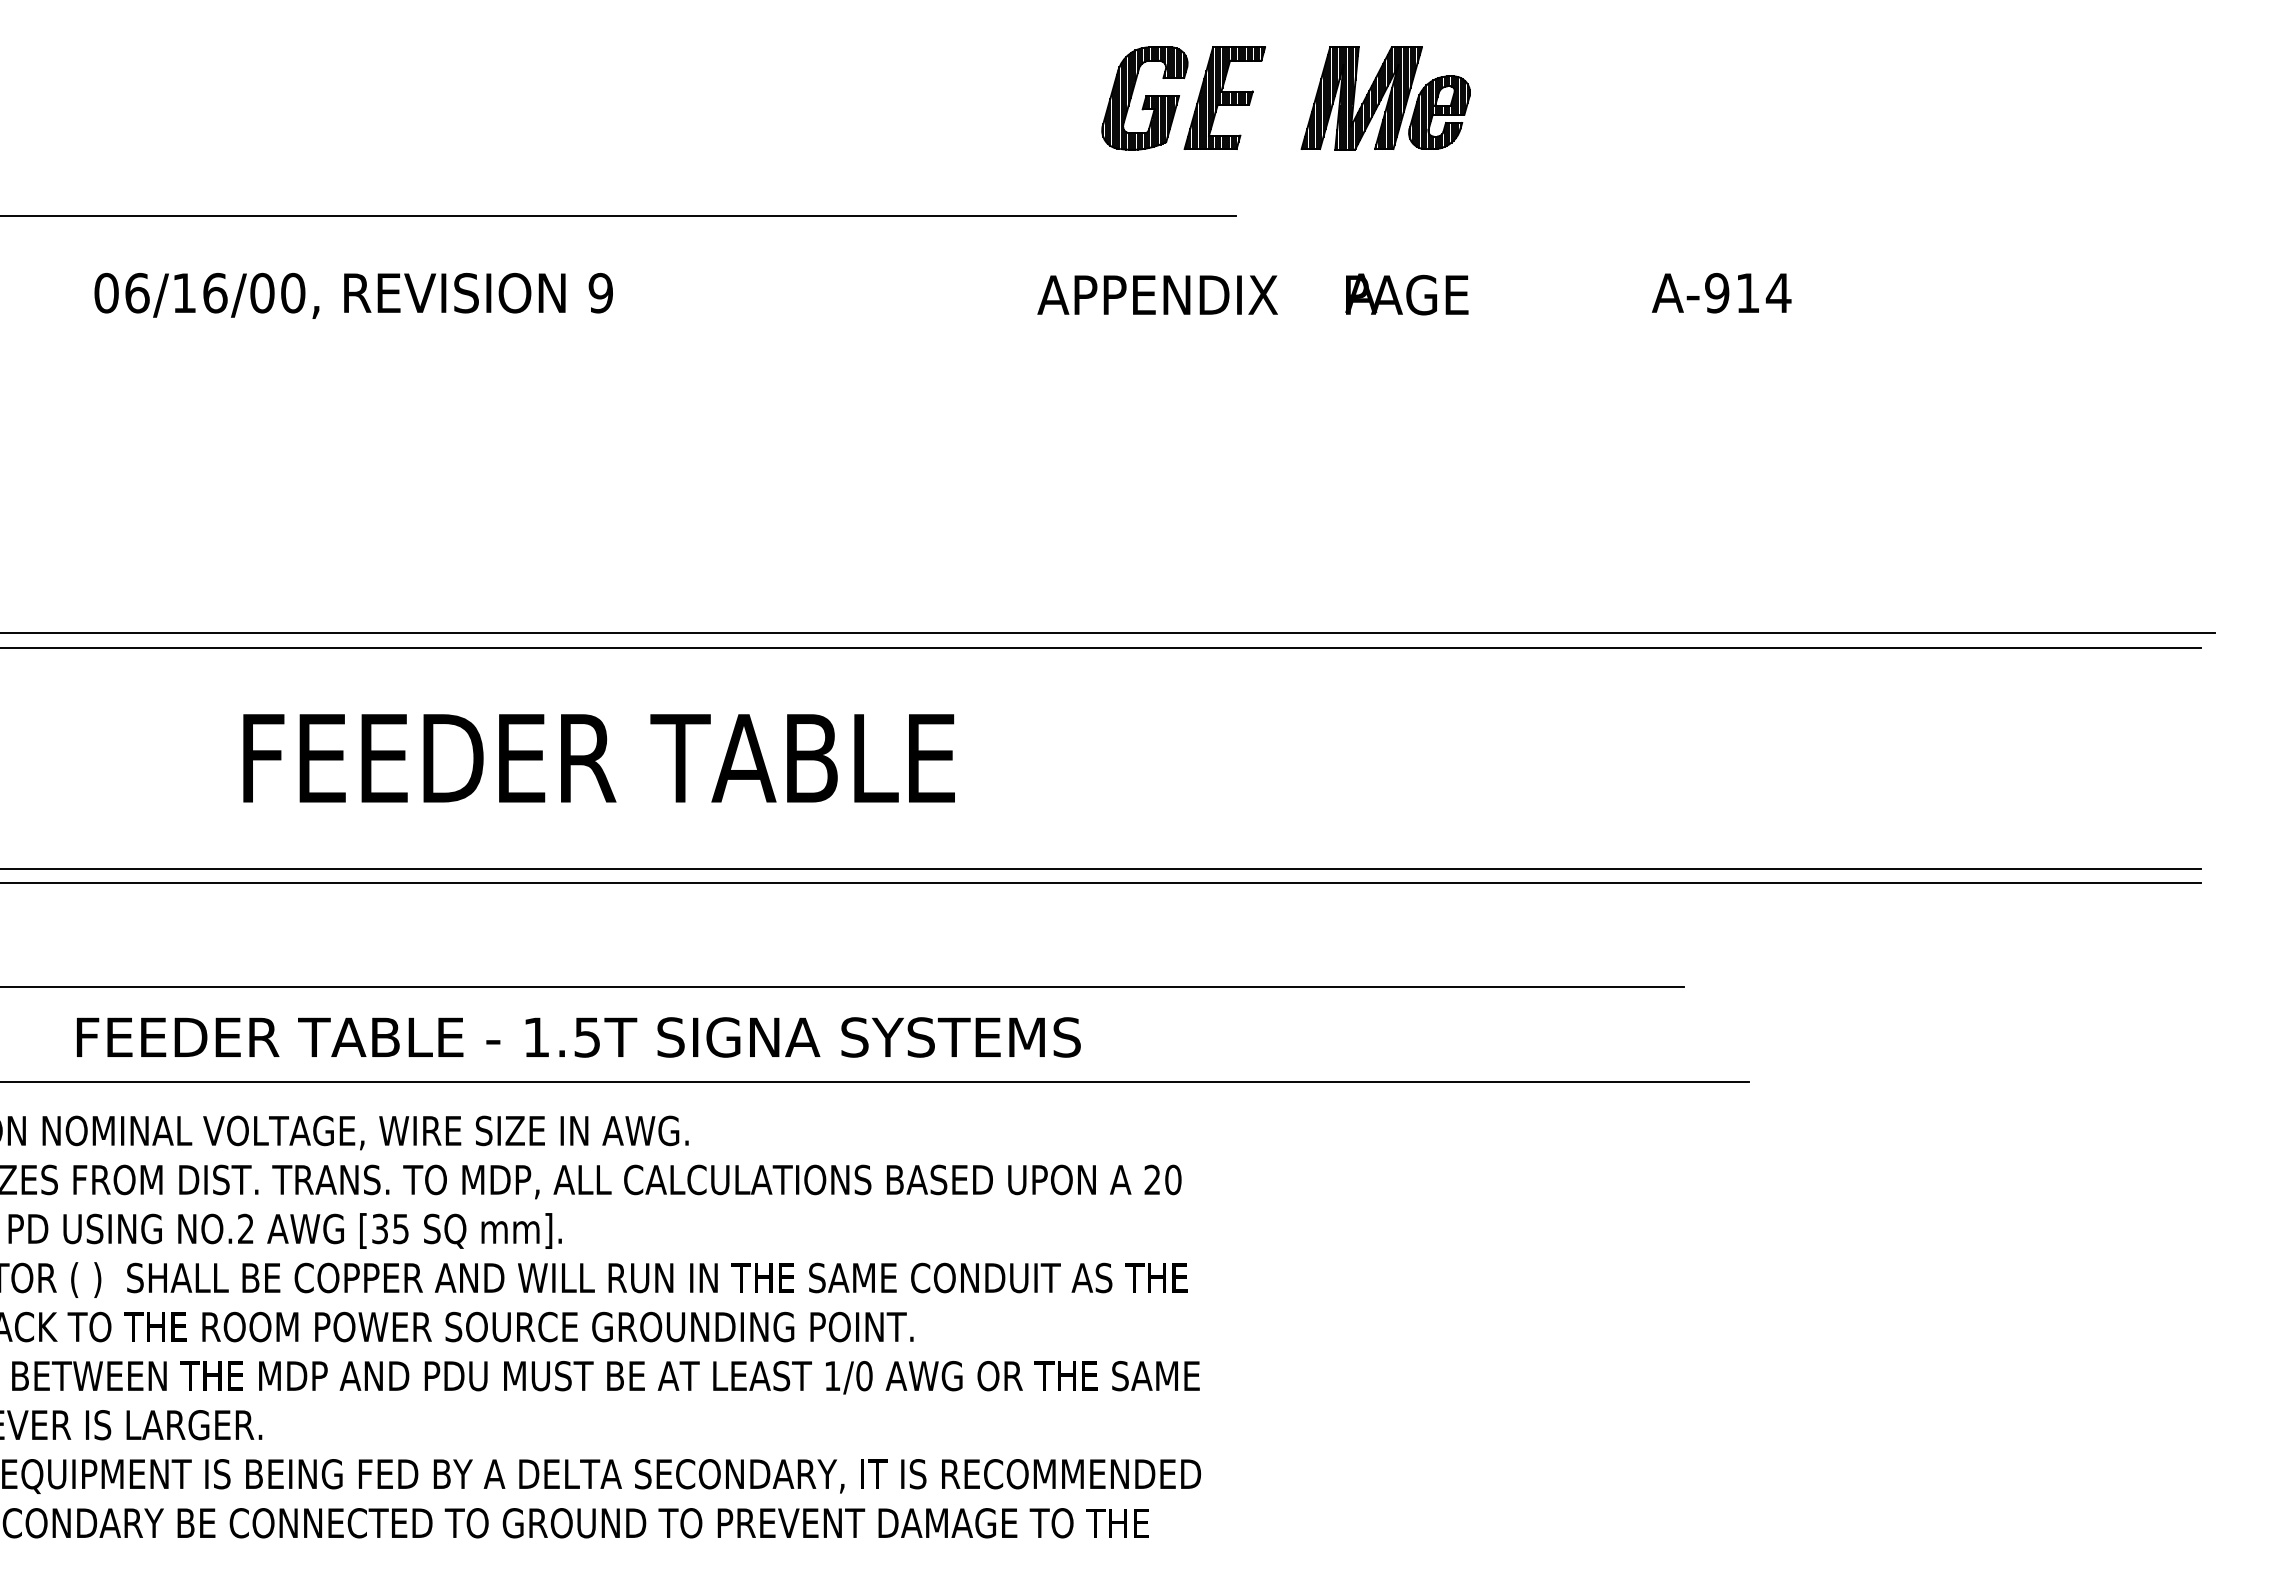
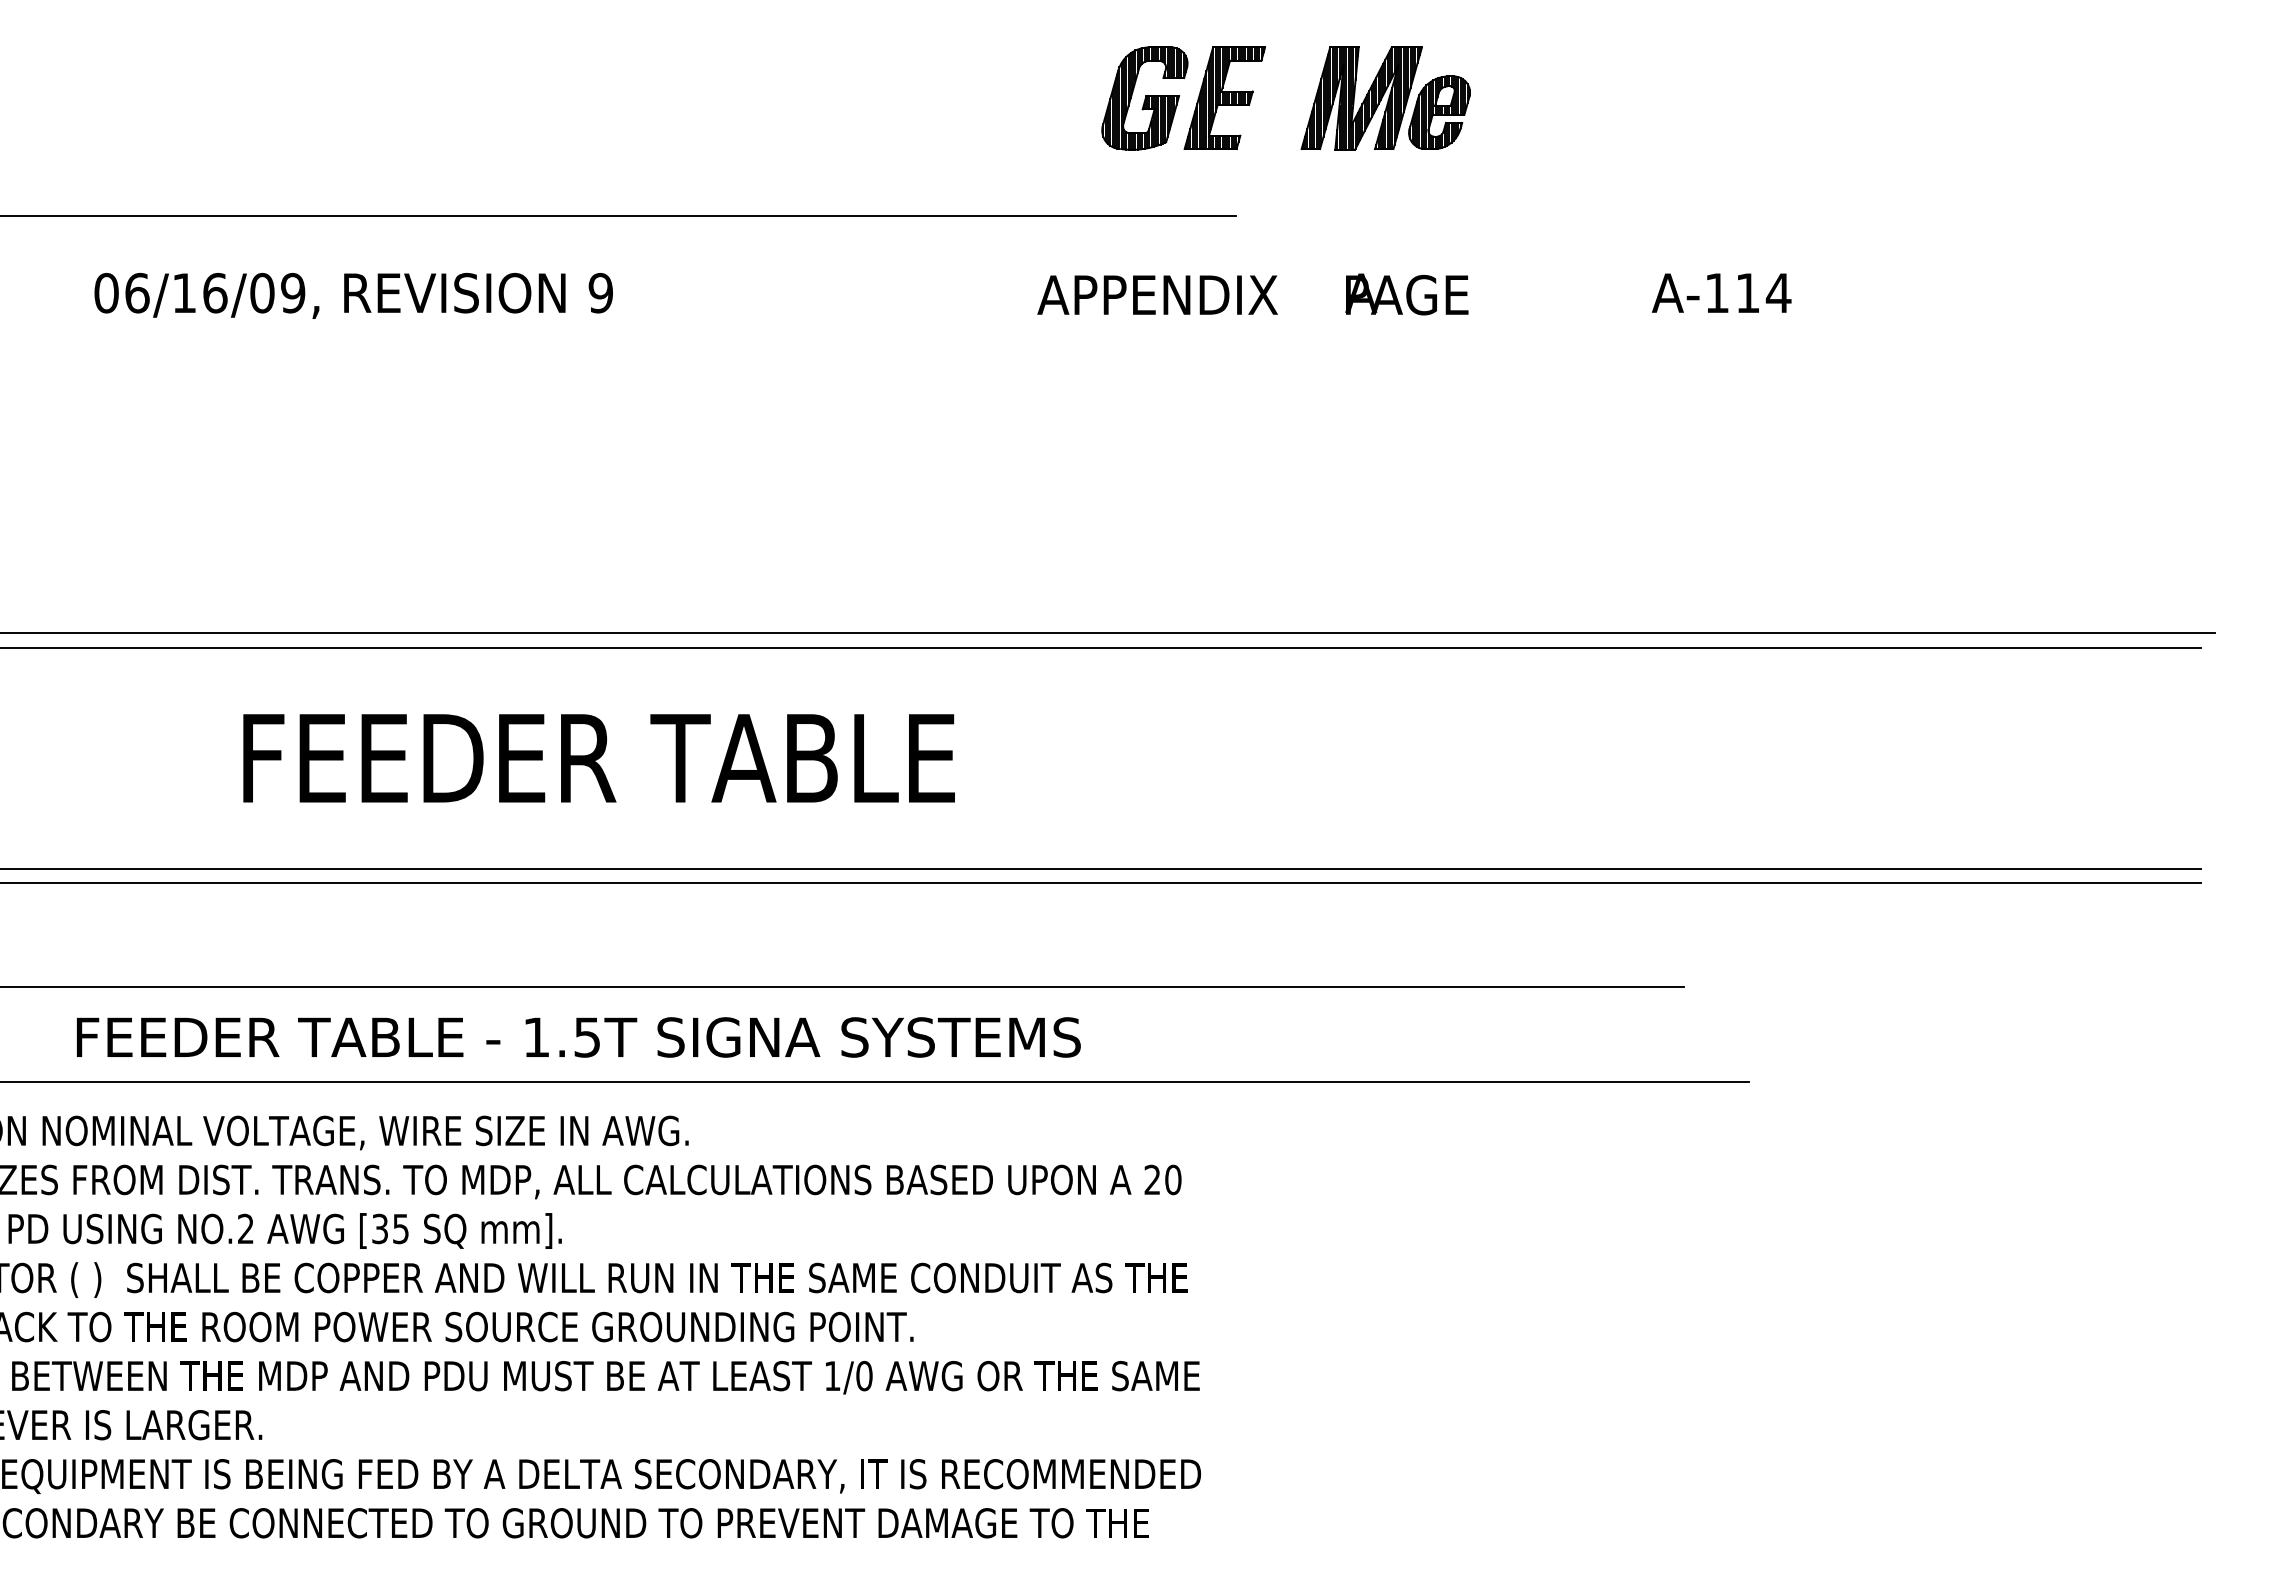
text: A-914 -> A-114 (1717, 292)
text: 06/16/00, -> 06/16/09, (293, 293)
